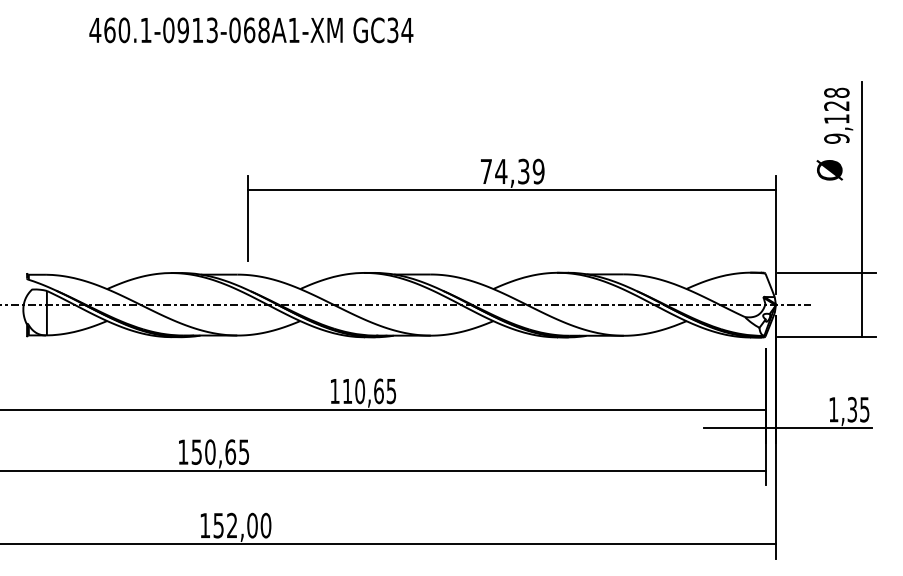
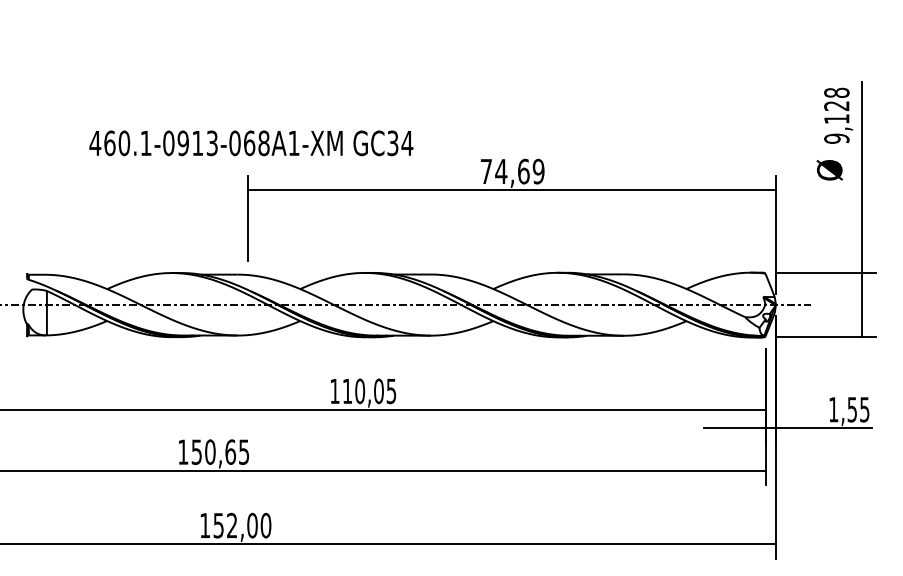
text position: (251, 30) -> (251, 143) (251, 143)
text: 74,39 -> 74,69 (523, 171)
text: 110,65 -> 110,05 (378, 390)
text: 1,35 -> 1,55 (852, 409)
